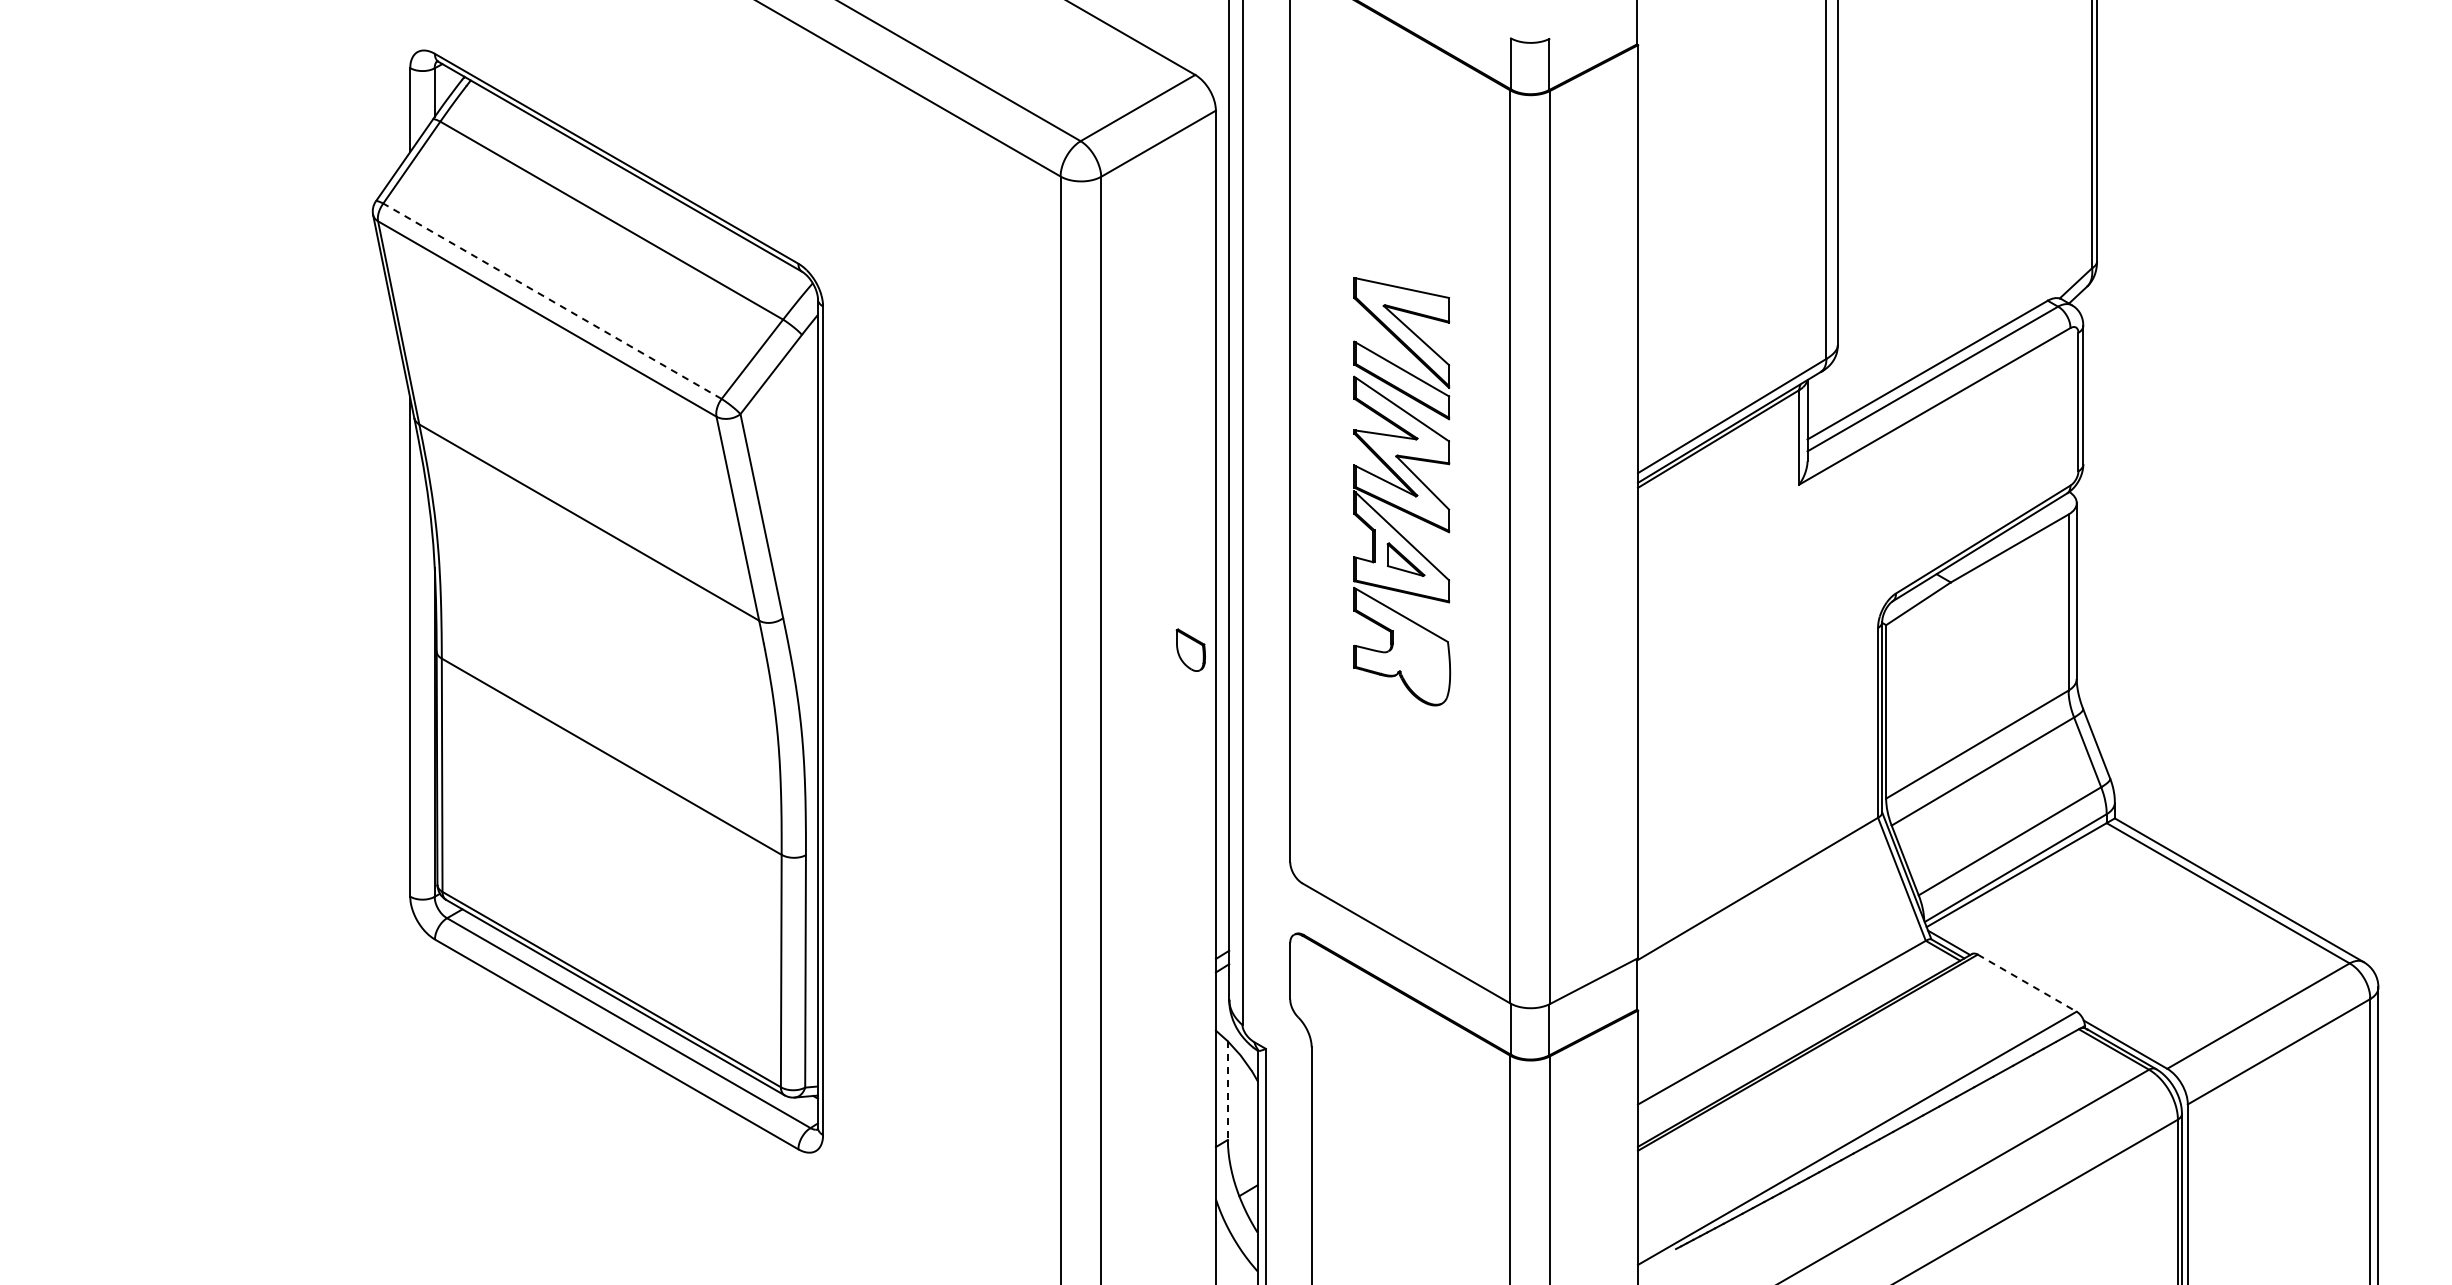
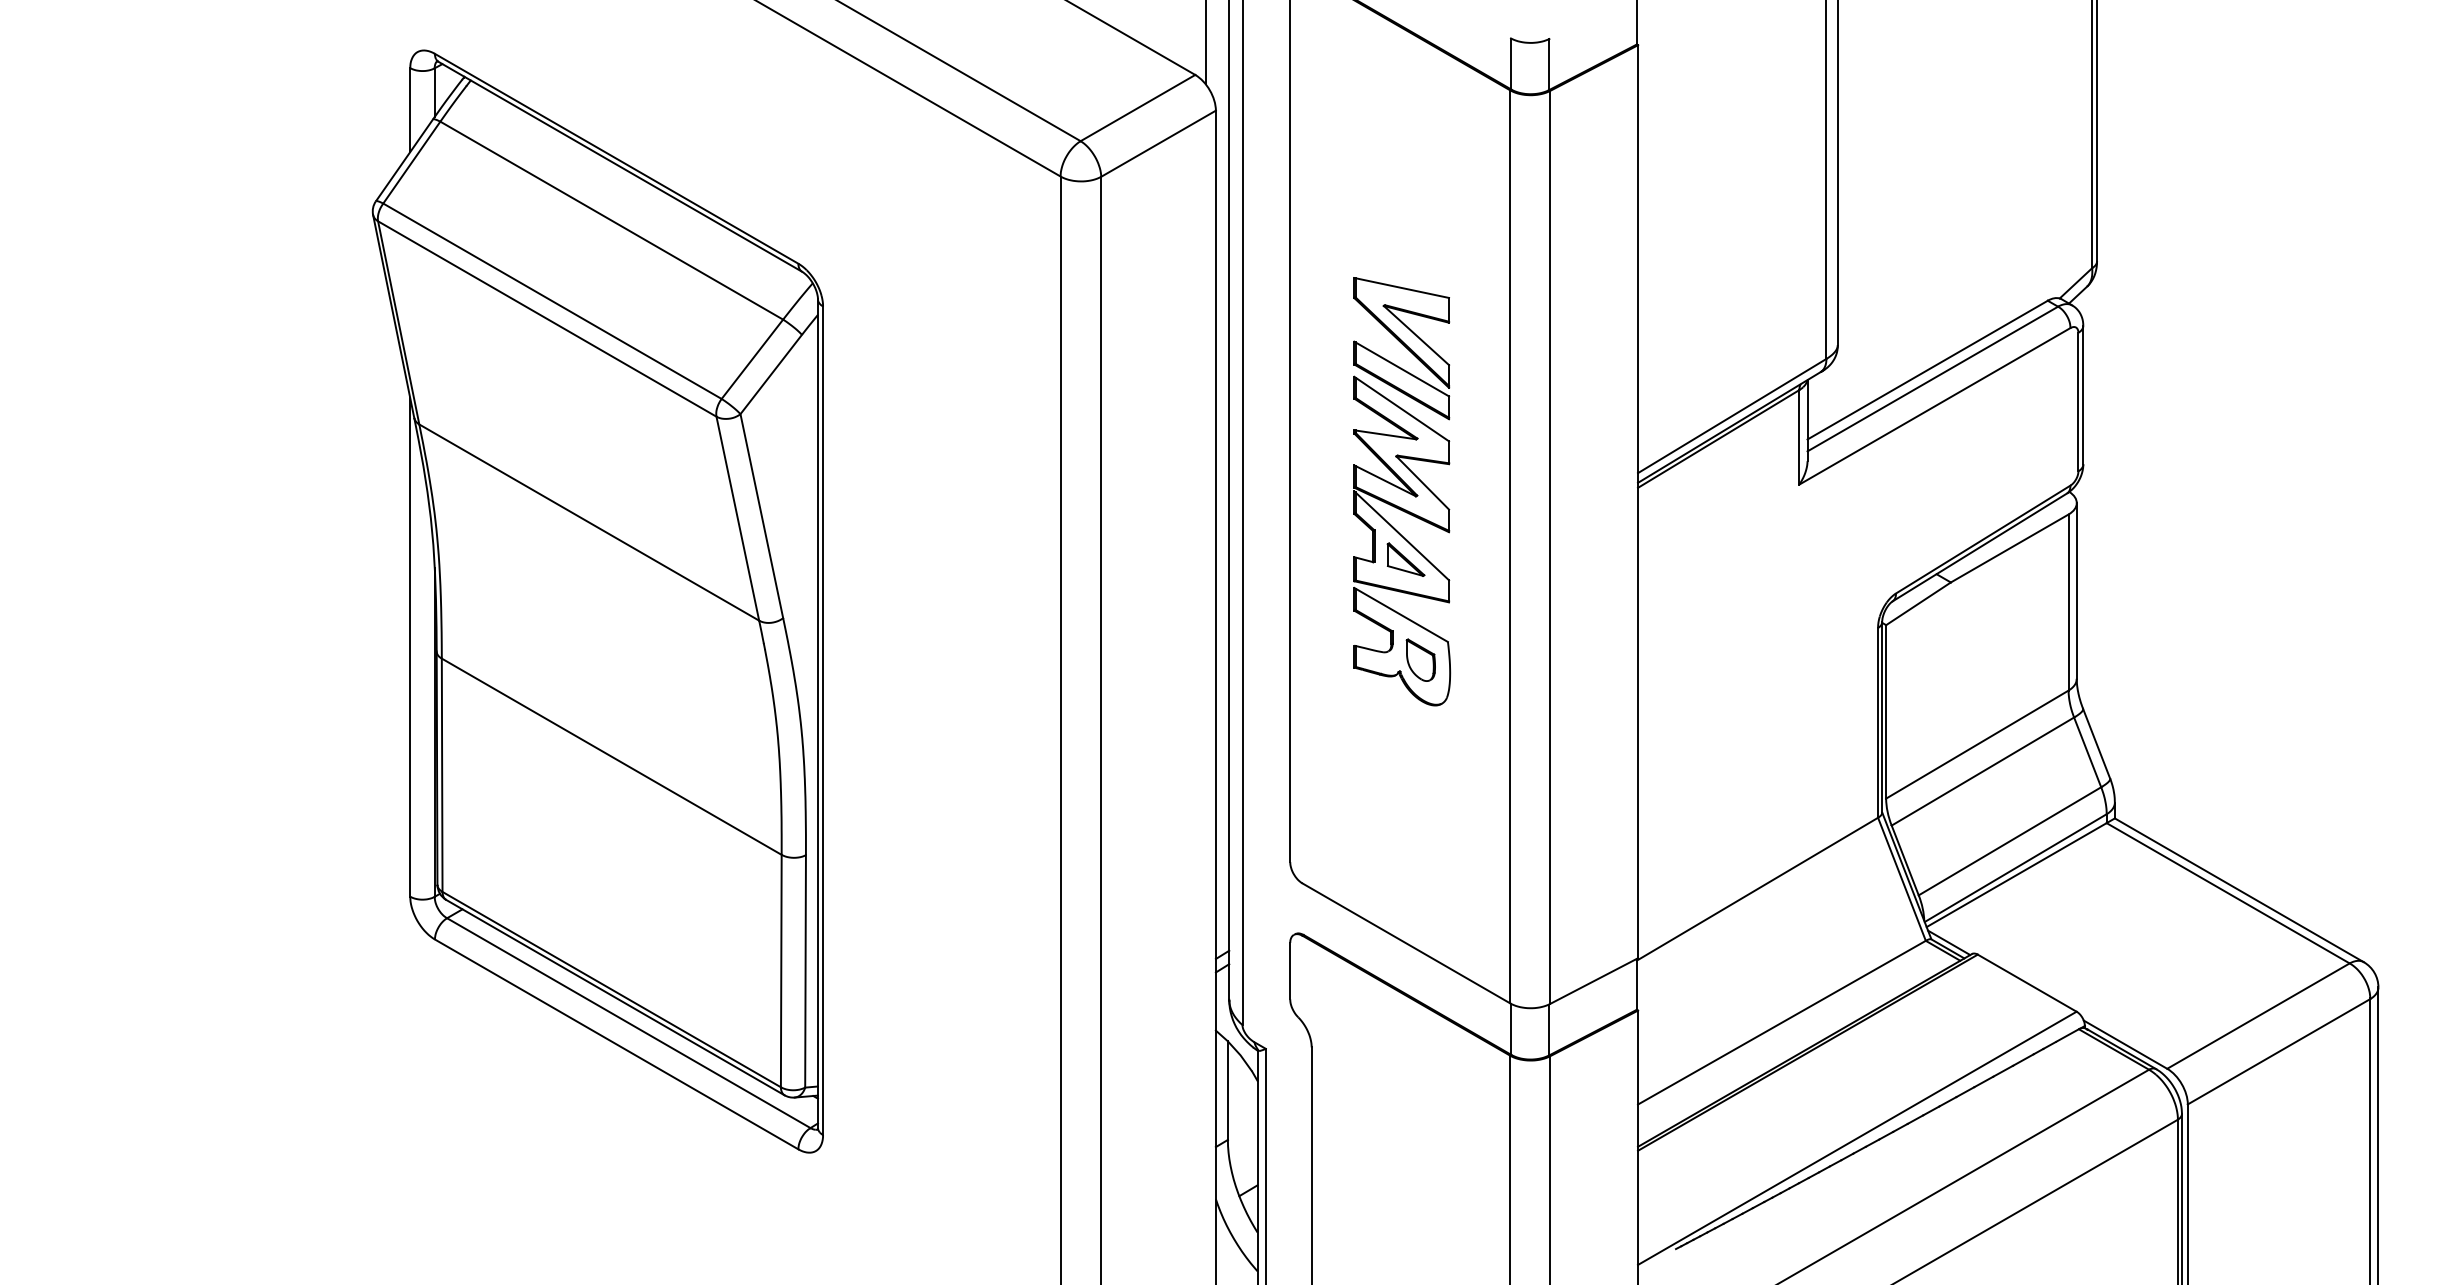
line: none -> present (1205, 43)
line: dashed -> solid (552, 301)
part position: (1190, 649) -> (1420, 659) (1420, 659)
line: dashed -> solid (2027, 983)
line: dashed -> solid (1227, 1091)
